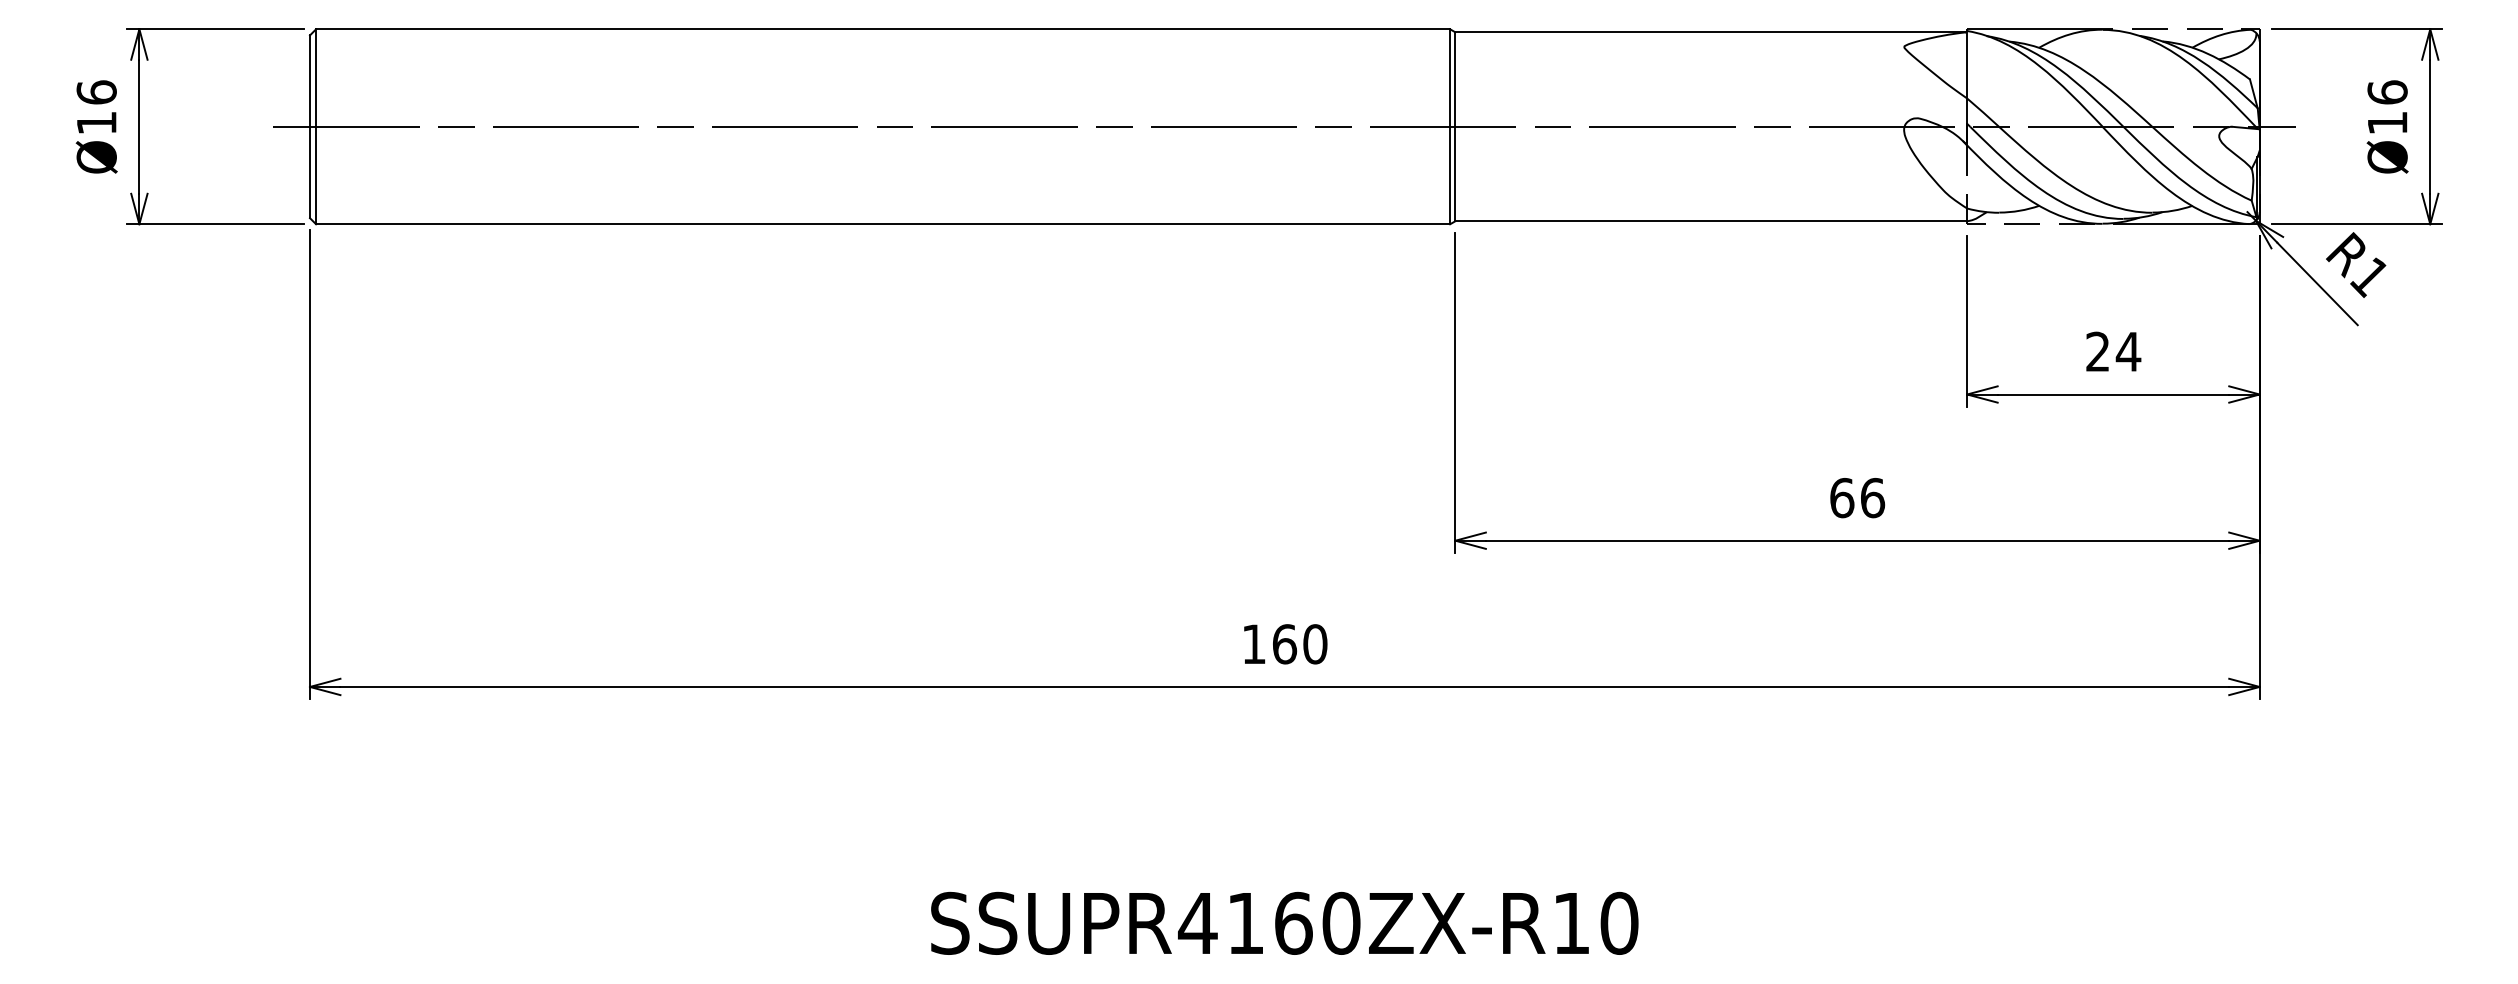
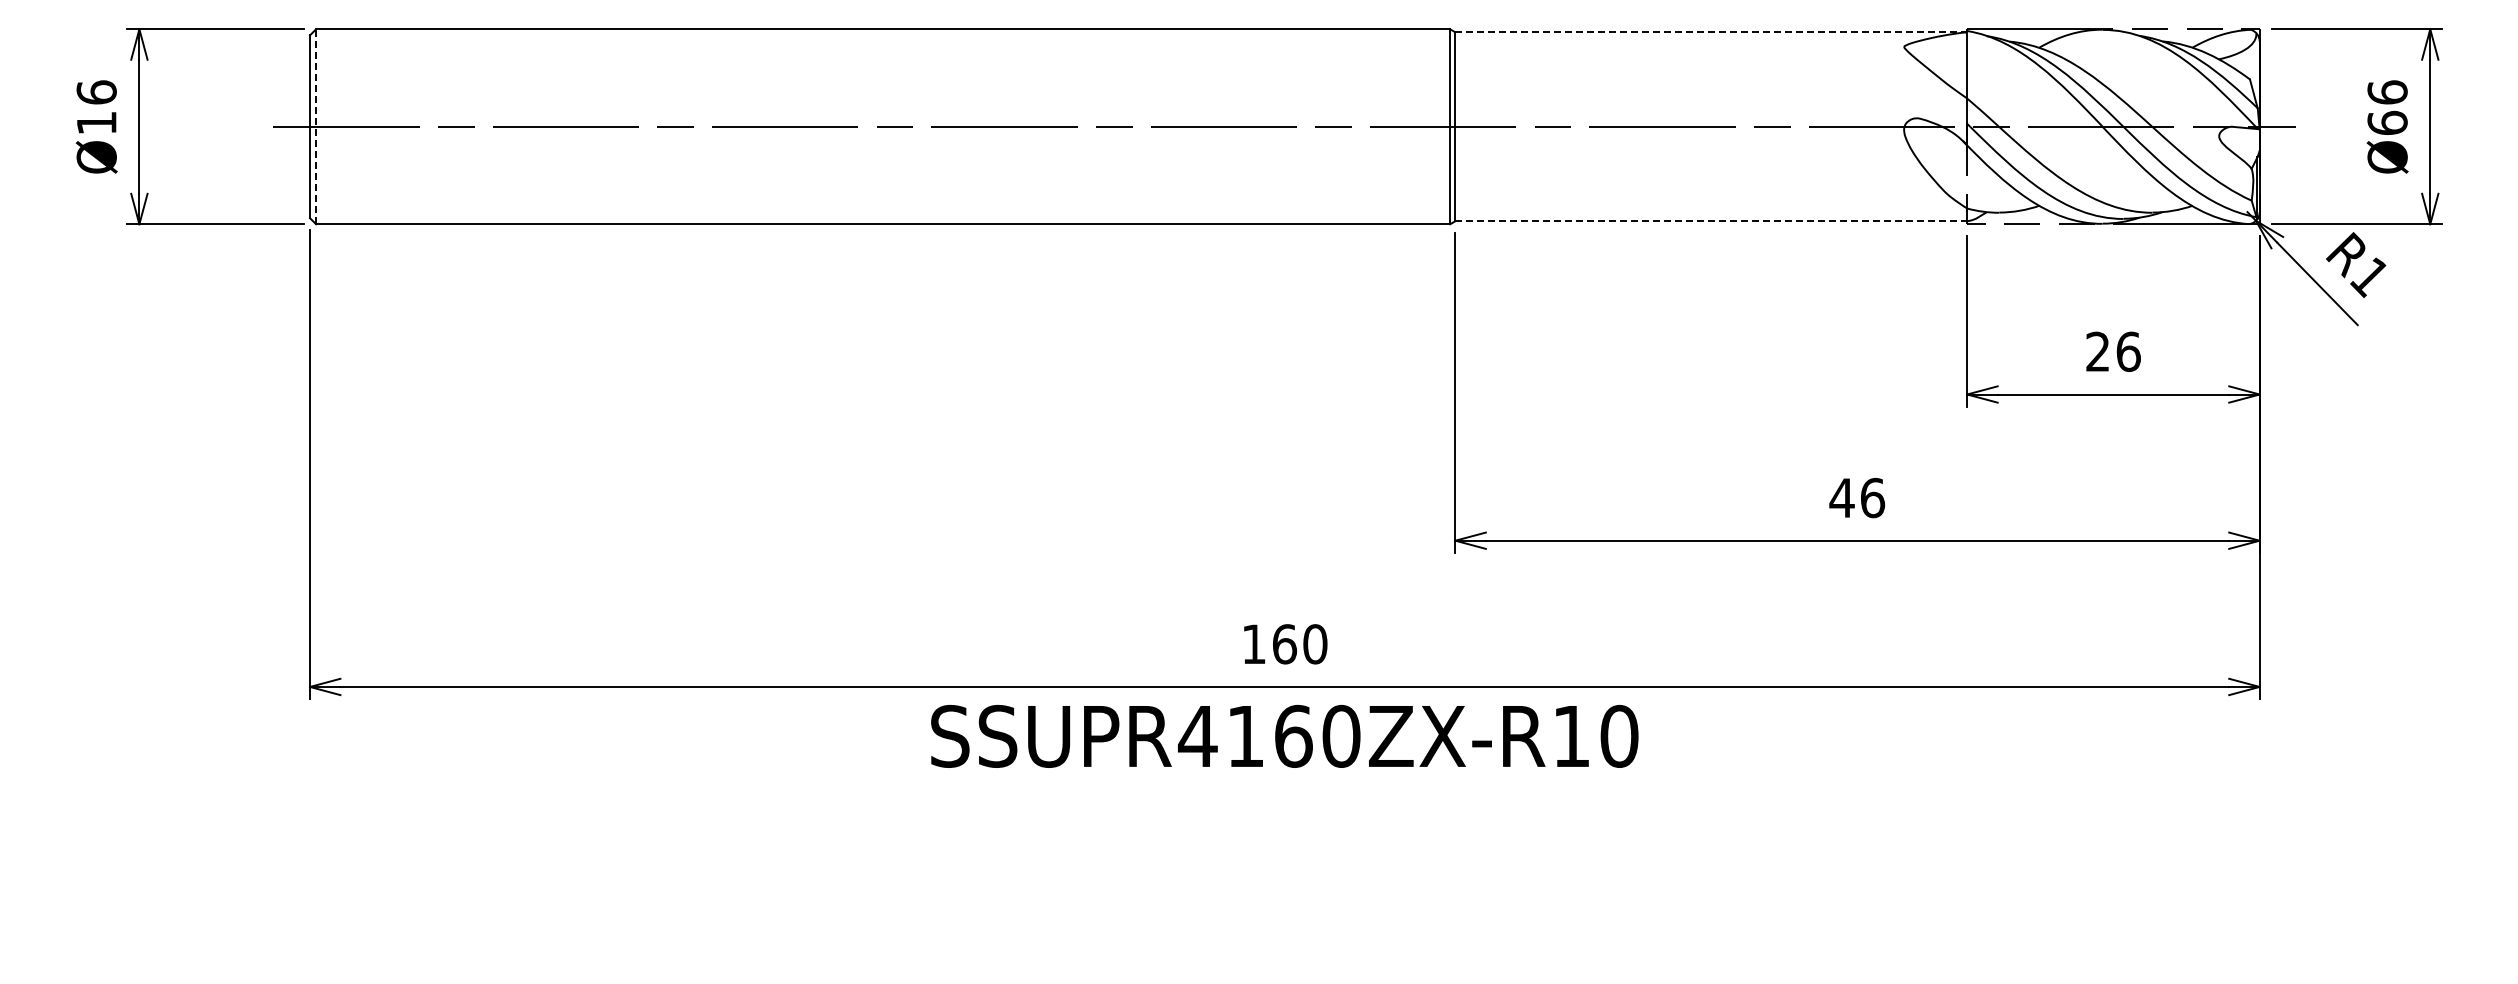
line: solid -> dashed (1711, 32)
text: Ø16 -> Ø66 (2387, 122)
line: solid -> dashed (316, 126)
line: solid -> dashed (1711, 221)
text: 24 -> 26 (2128, 351)
text: 66 -> 46 (1841, 498)
text position: (1284, 922) -> (1284, 735) (1284, 735)
